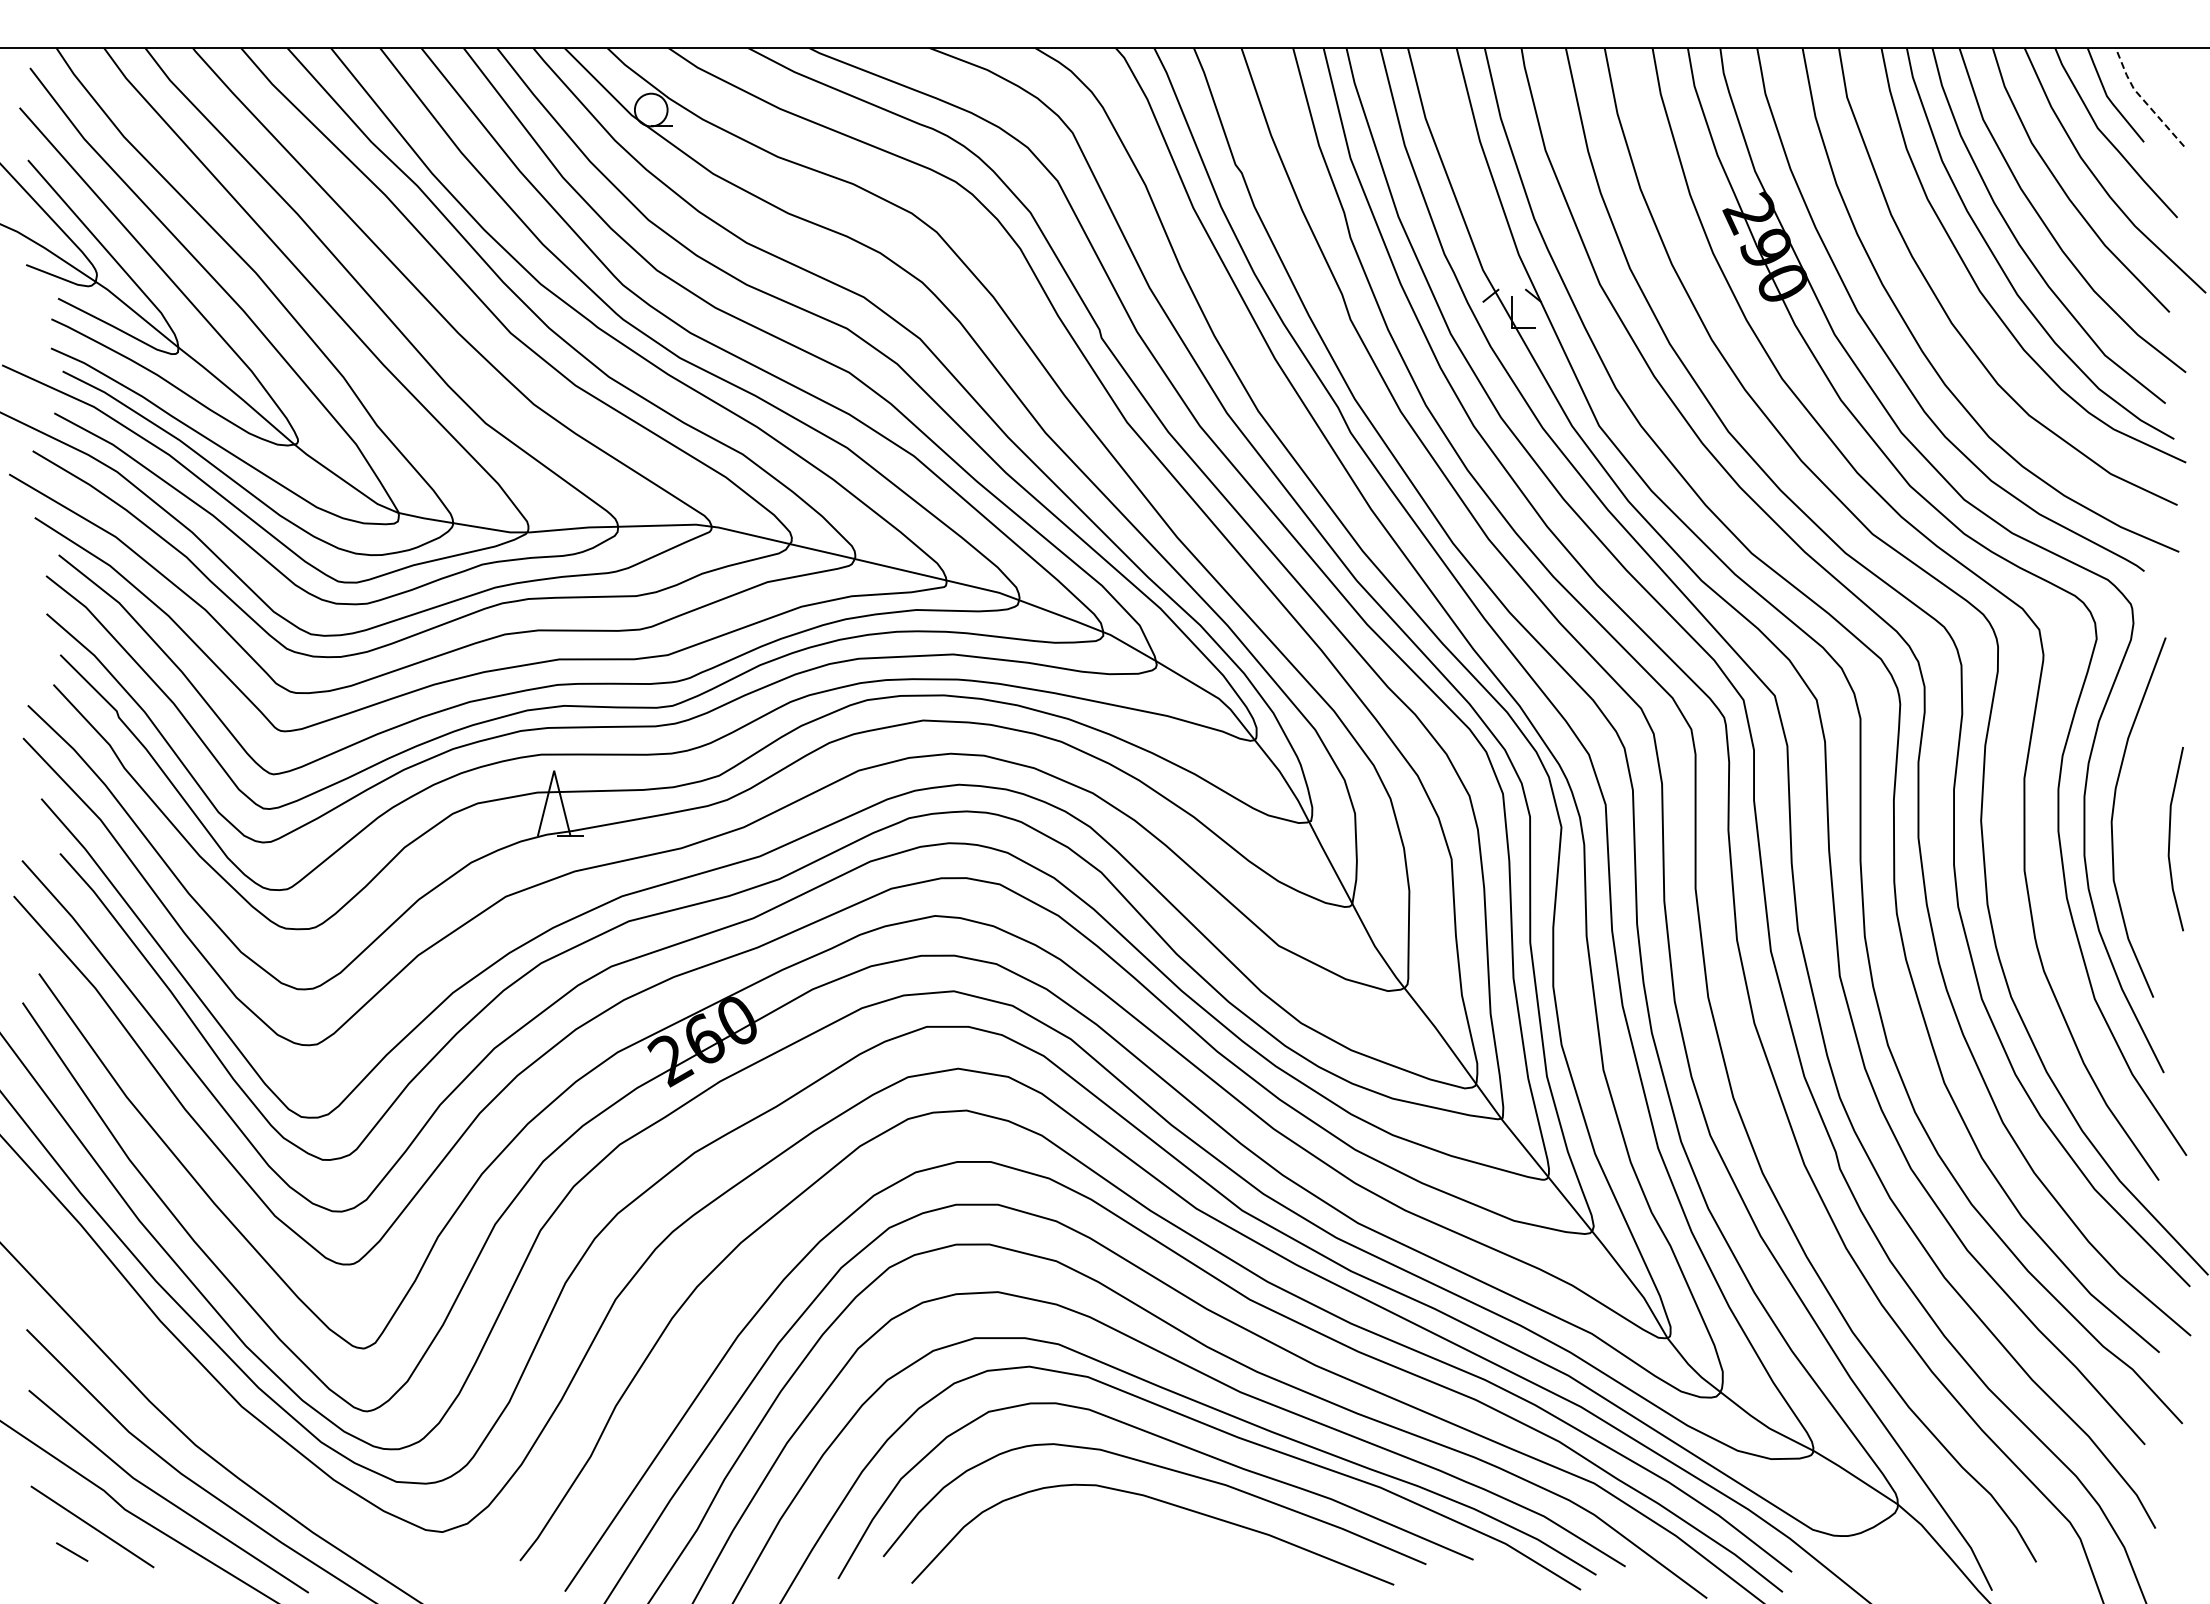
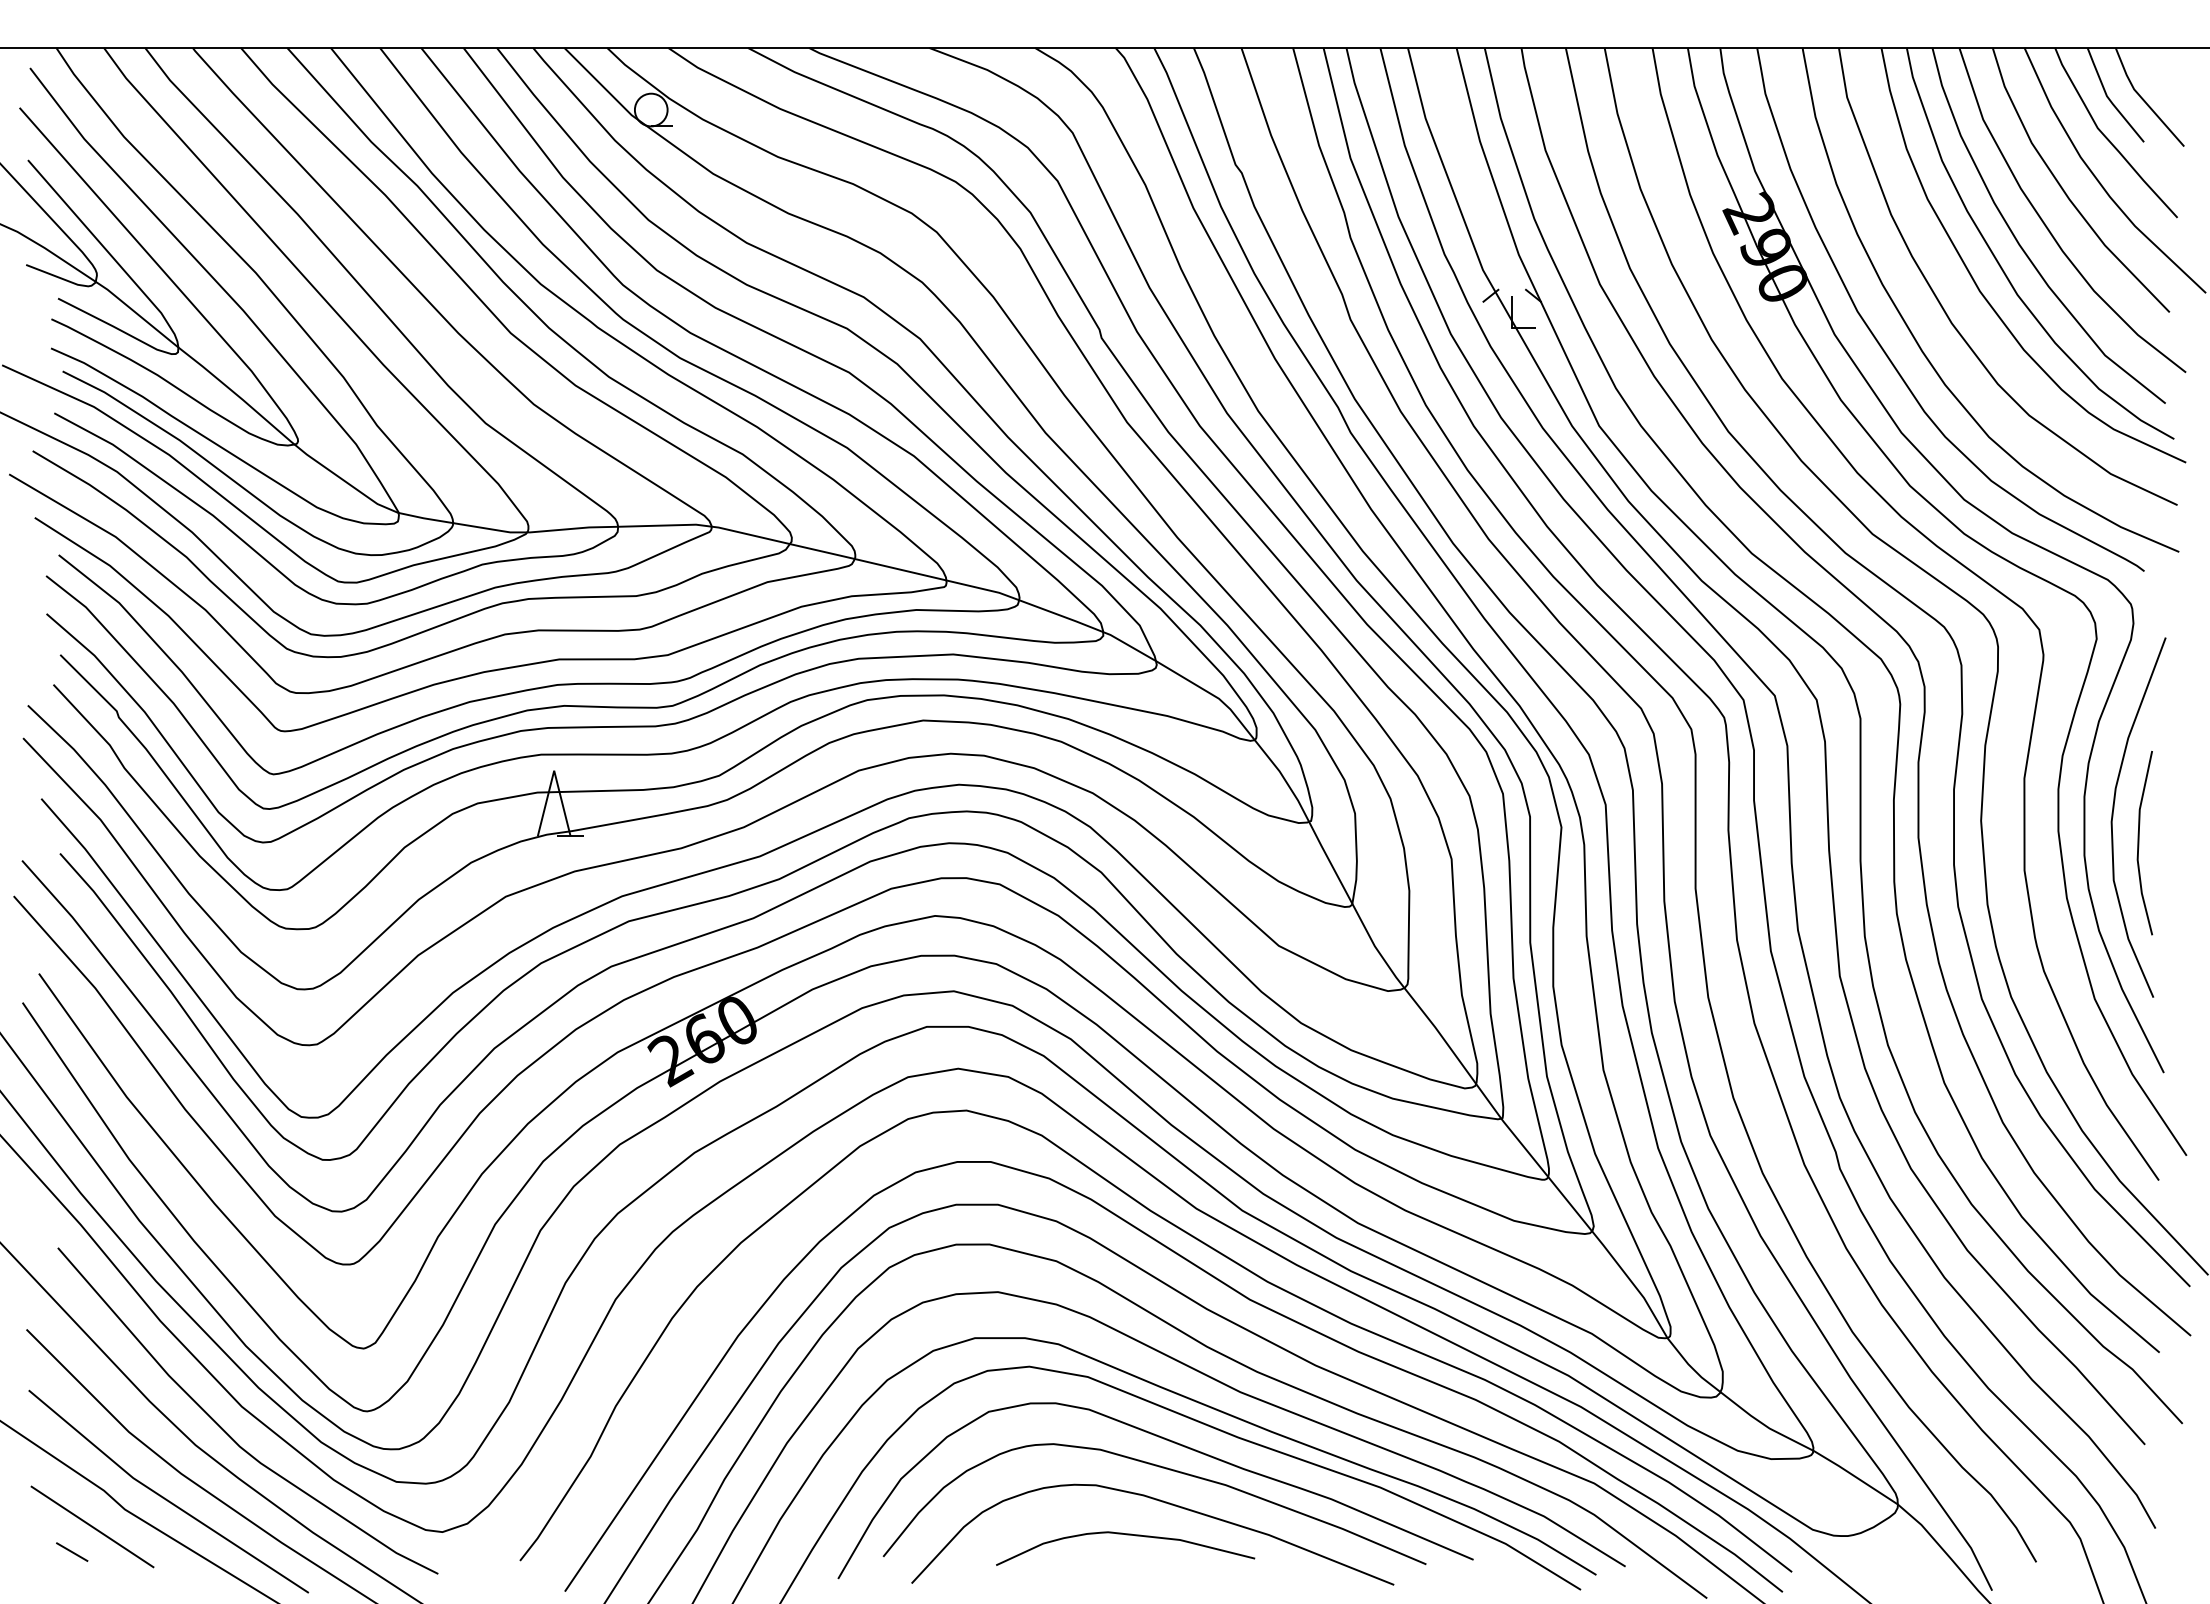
line: dashed -> solid (2143, 99)
line position: (2170, 839) -> (2139, 843) (2139, 843)
curve: none -> present (226, 1431)
curve: none -> present (1126, 1535)
